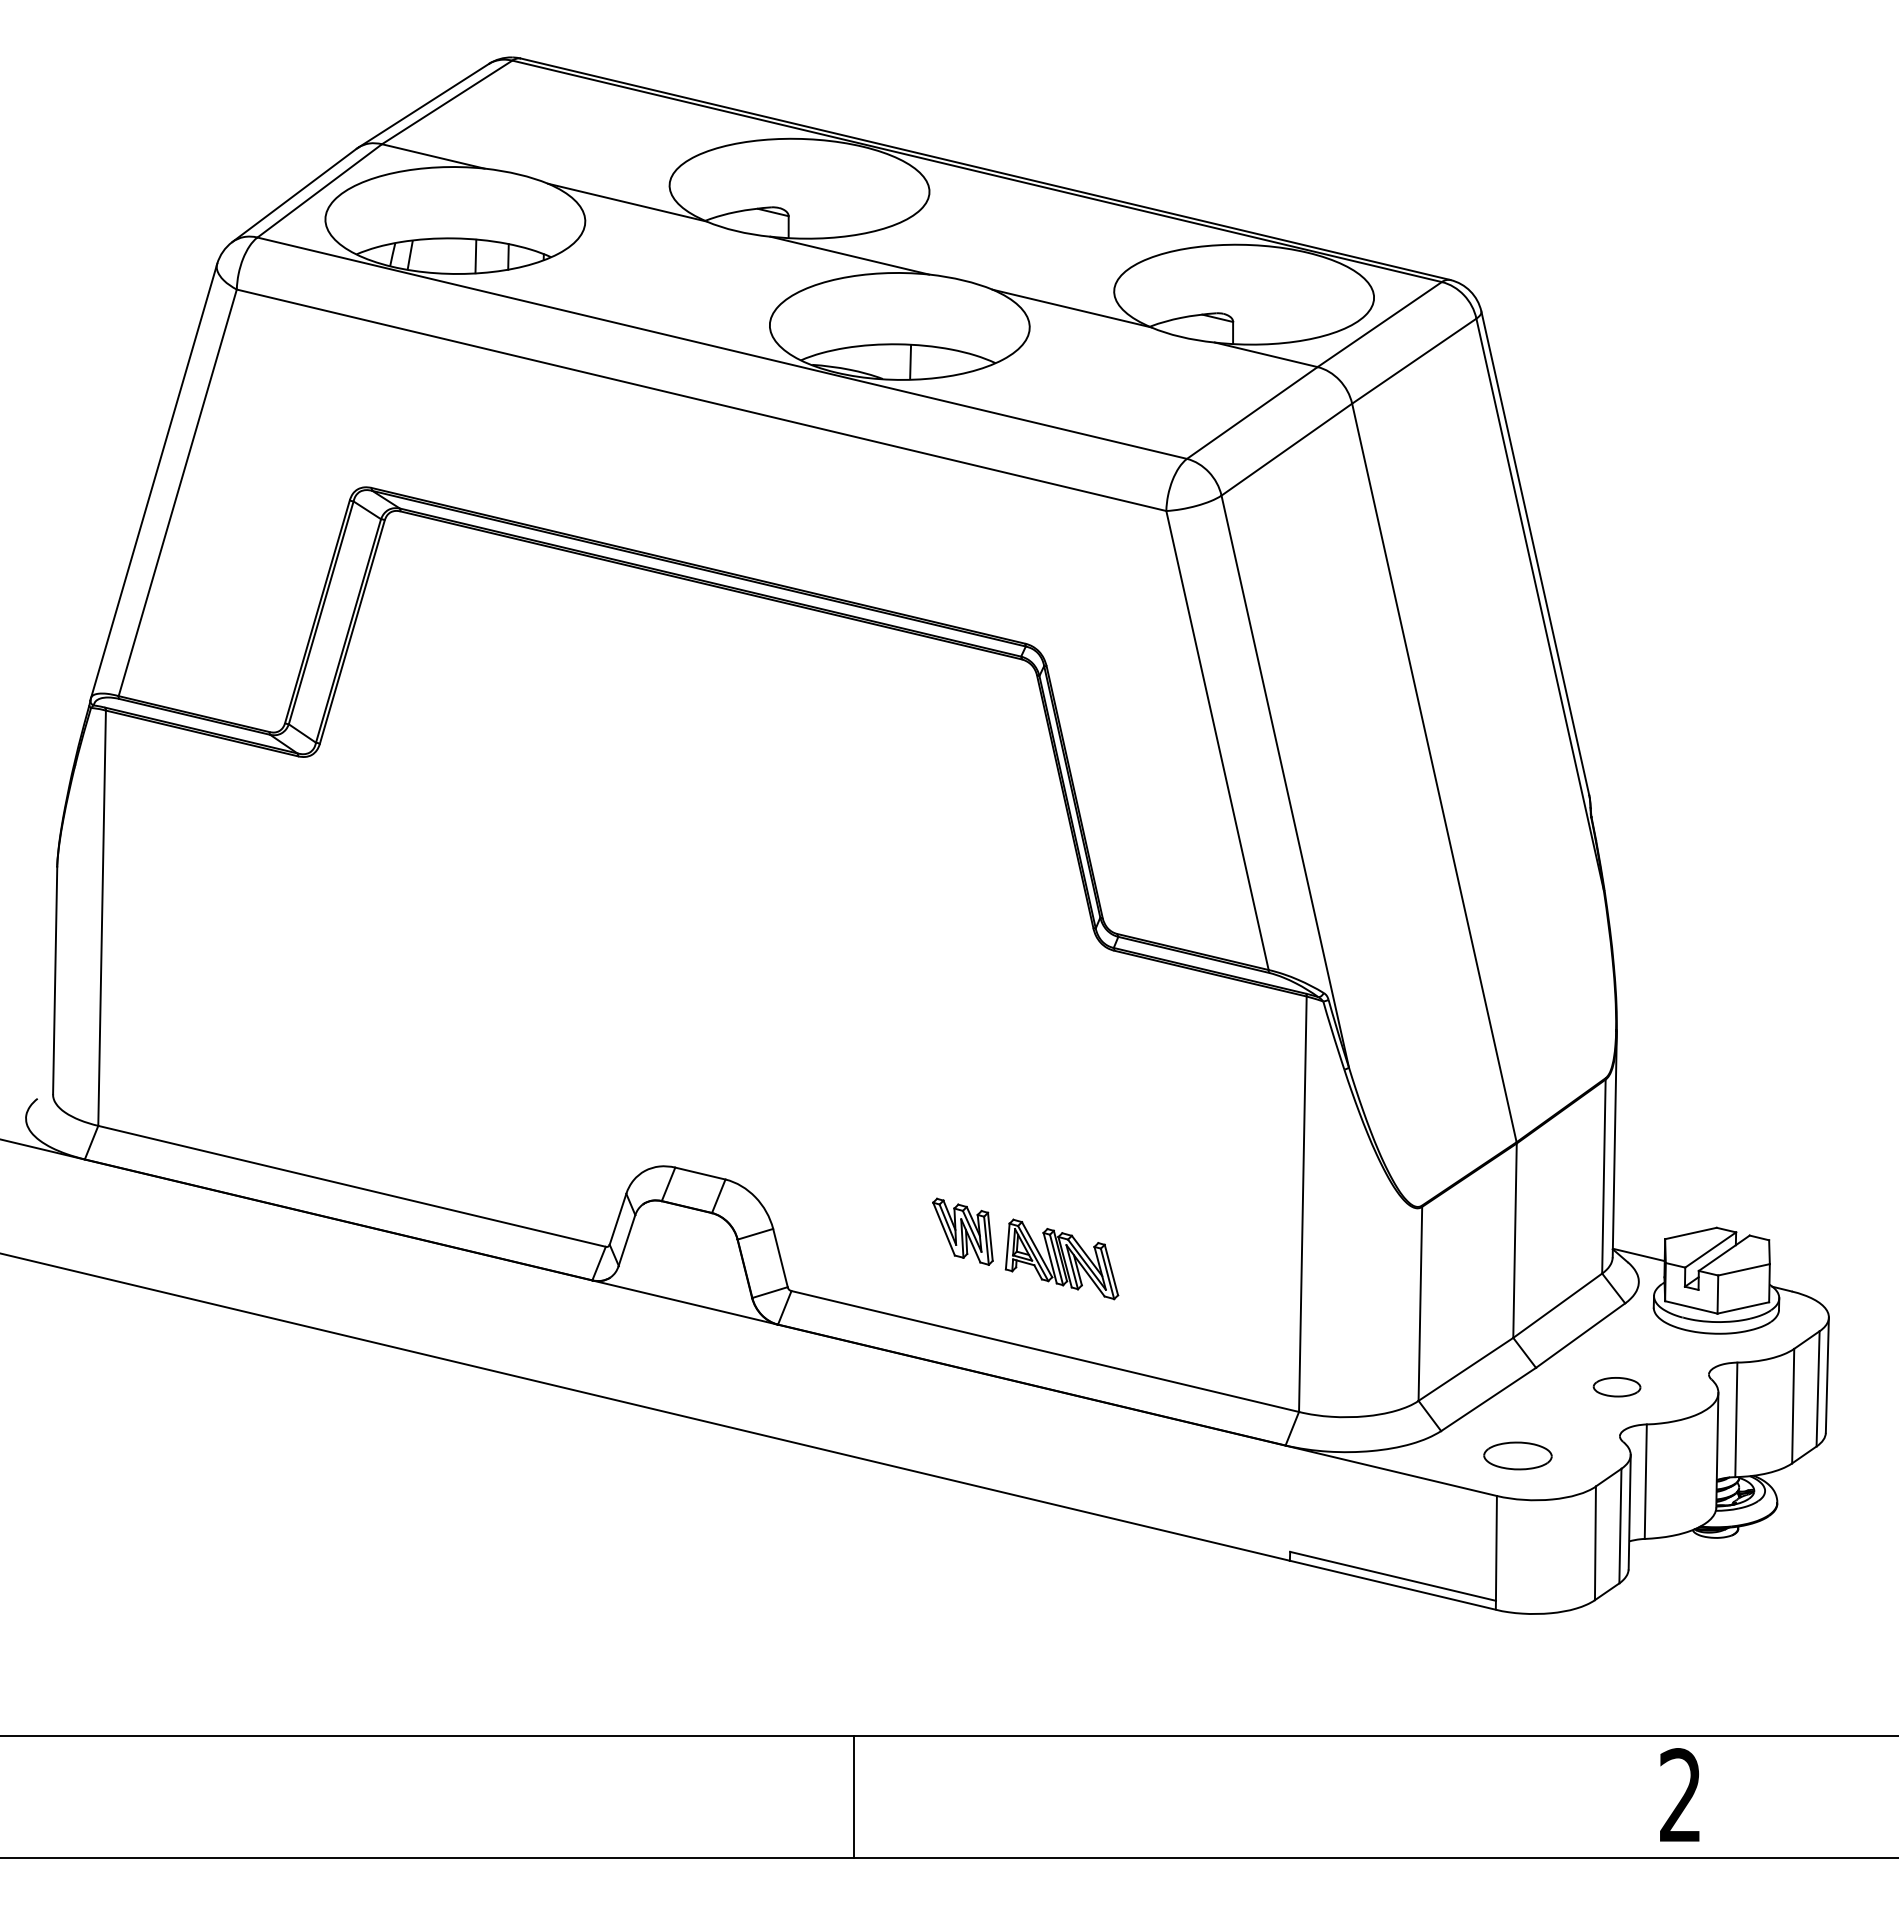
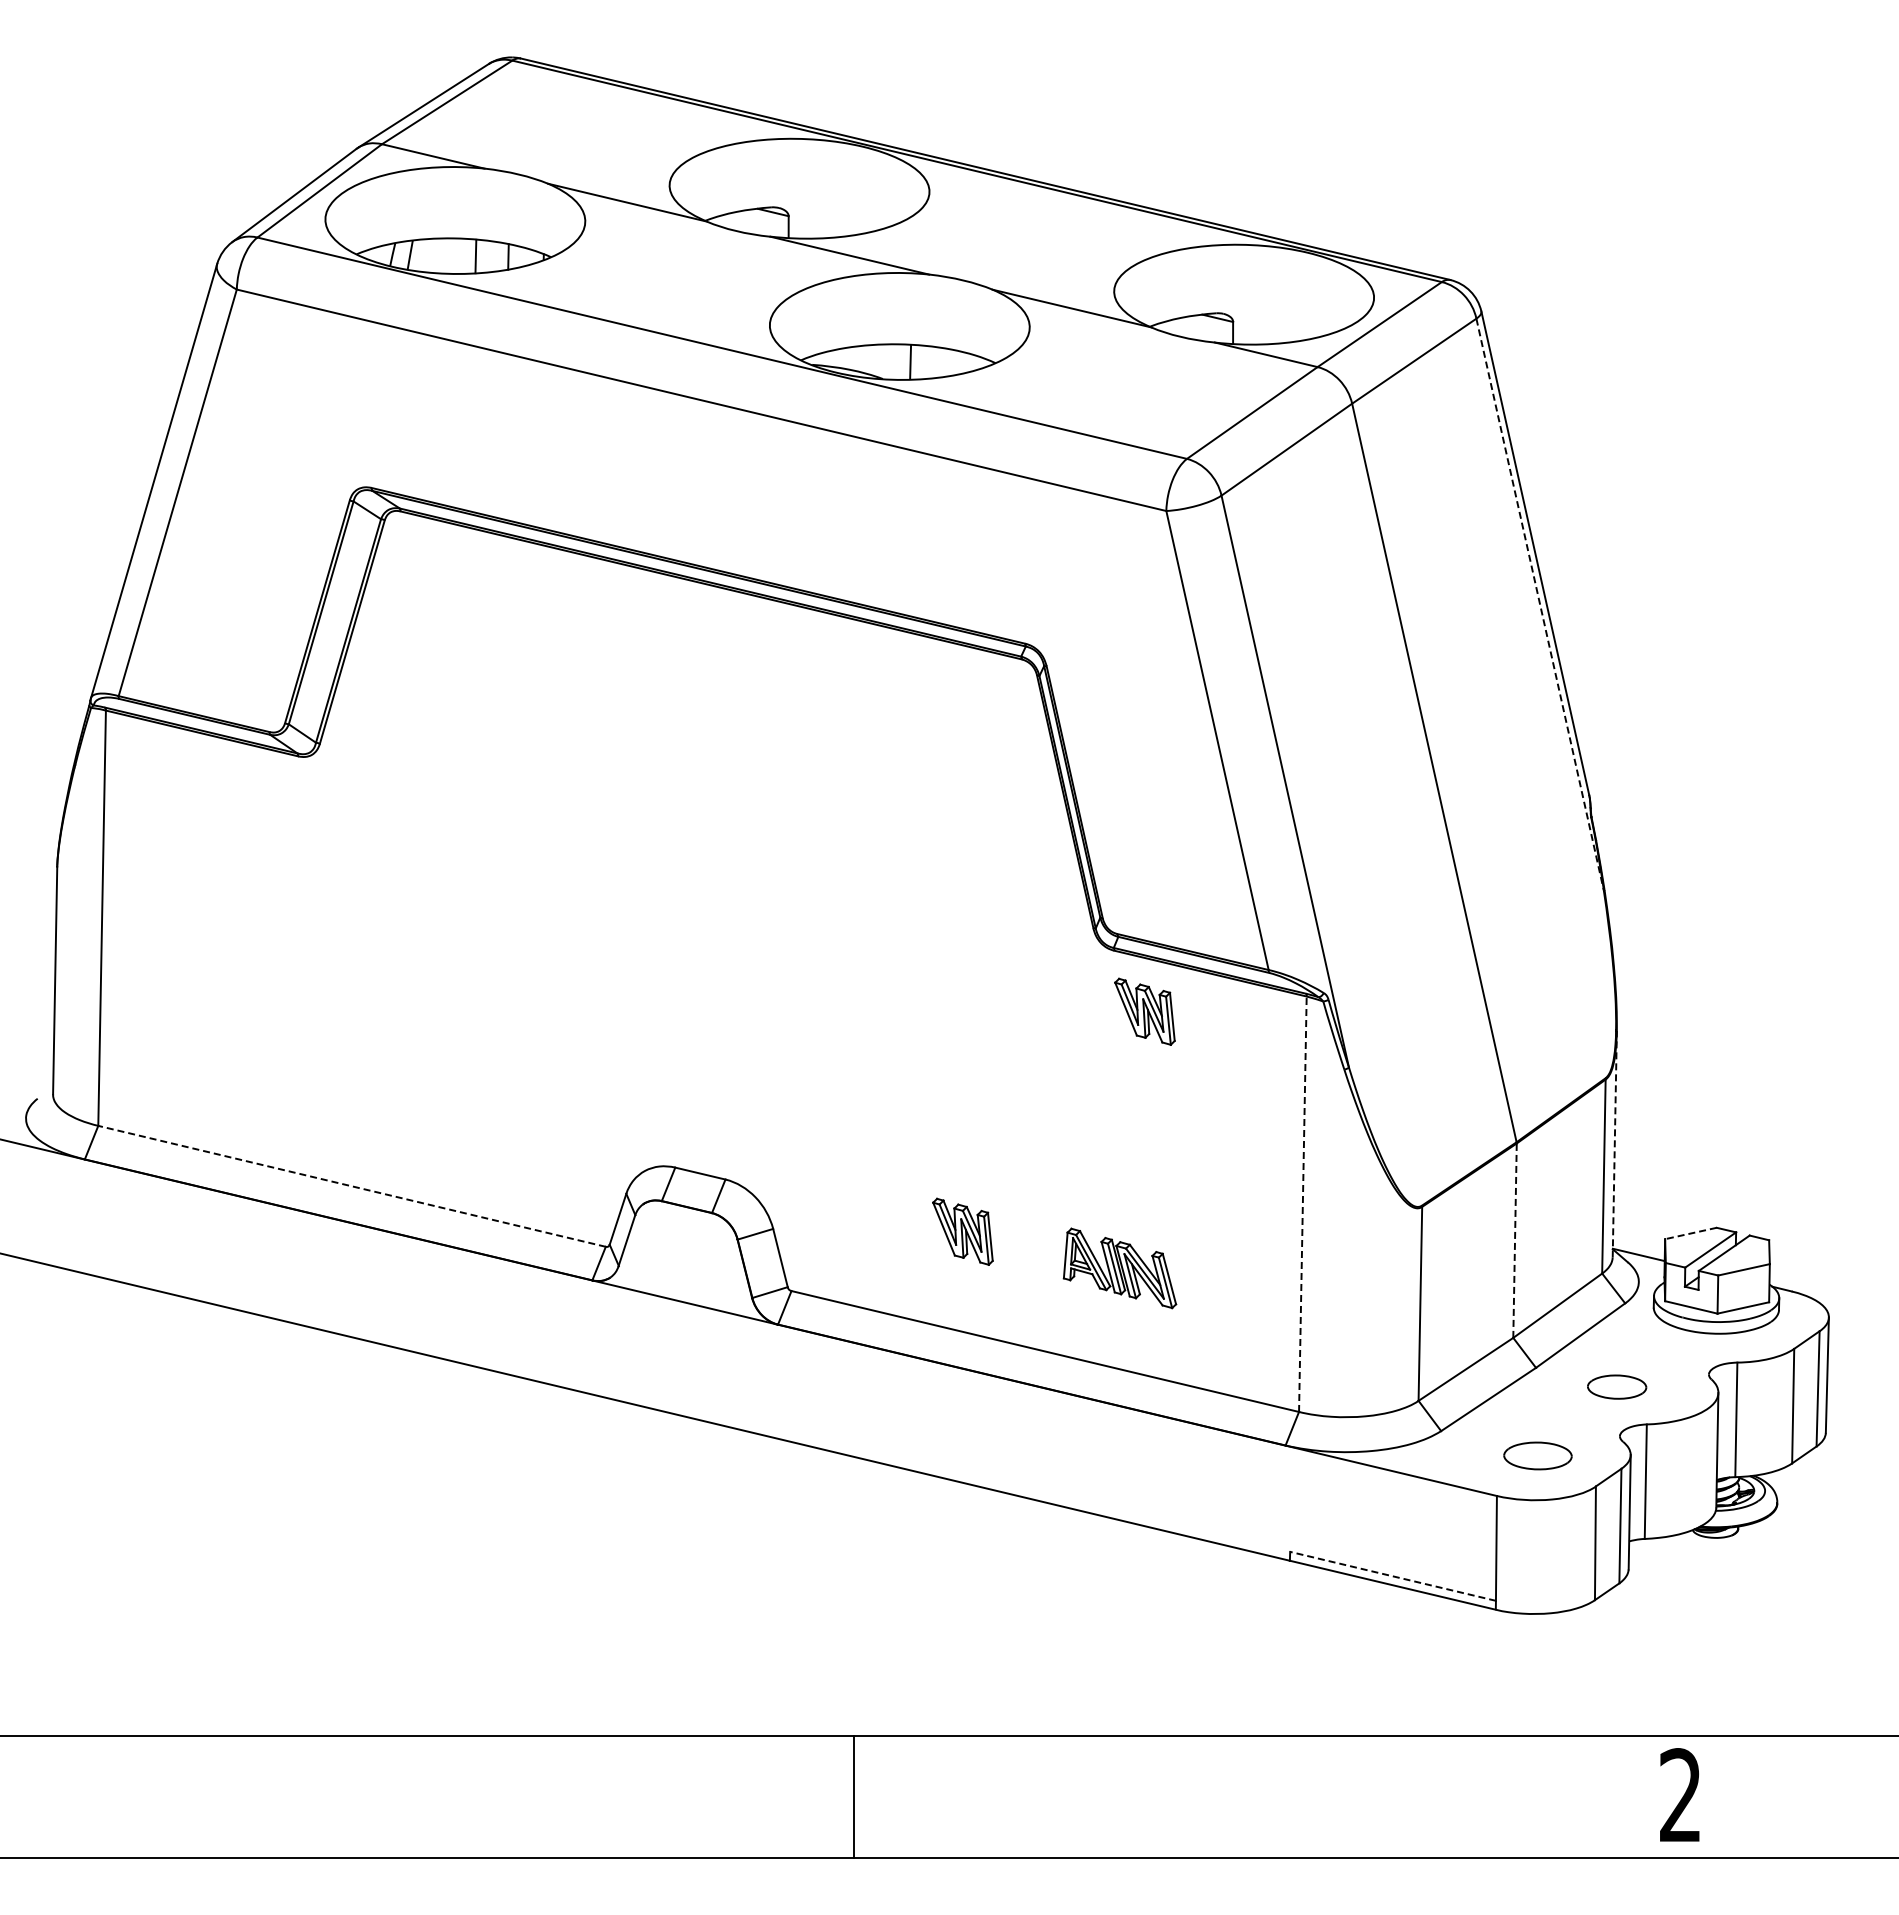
line: solid -> dashed (1540, 604)
part: none -> present (1144, 1011)
line: solid -> dashed (1614, 1143)
line: solid -> dashed (352, 1186)
line: solid -> dashed (1302, 1204)
line: solid -> dashed (1690, 1233)
line: solid -> dashed (1515, 1240)
part position: (1061, 1259) -> (1119, 1268) (1119, 1268)
part size: 50x21 px -> 61x26 px (1617, 1386)
part position: (1517, 1455) -> (1537, 1455) (1537, 1455)
line: solid -> dashed (1393, 1576)
